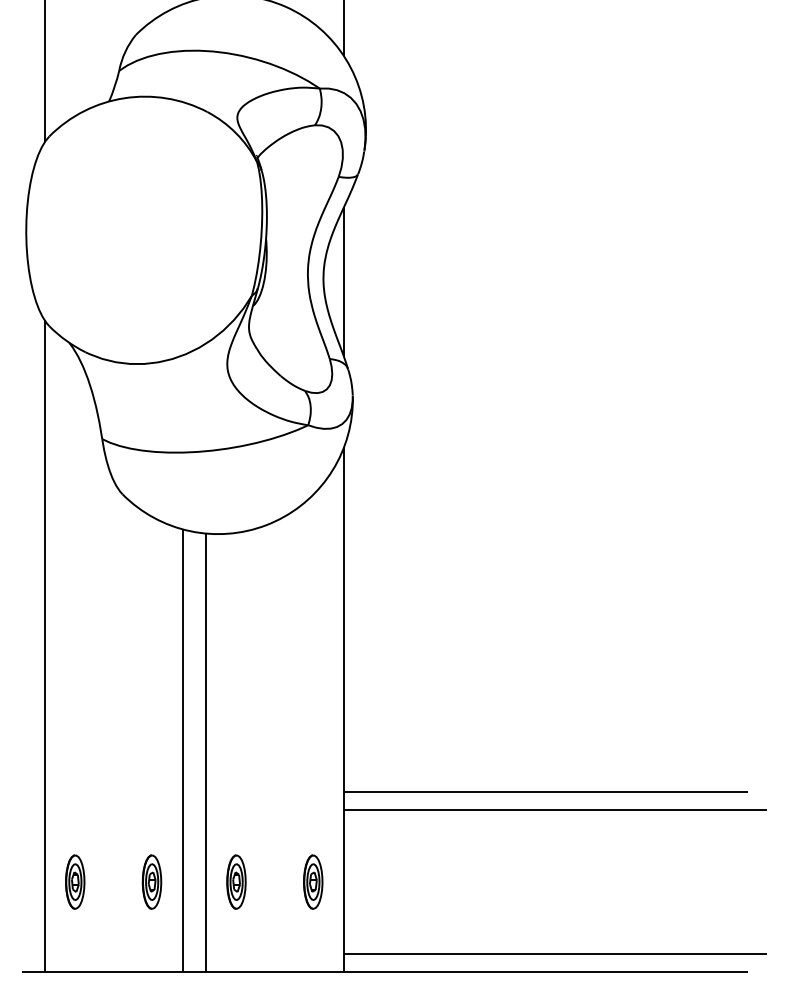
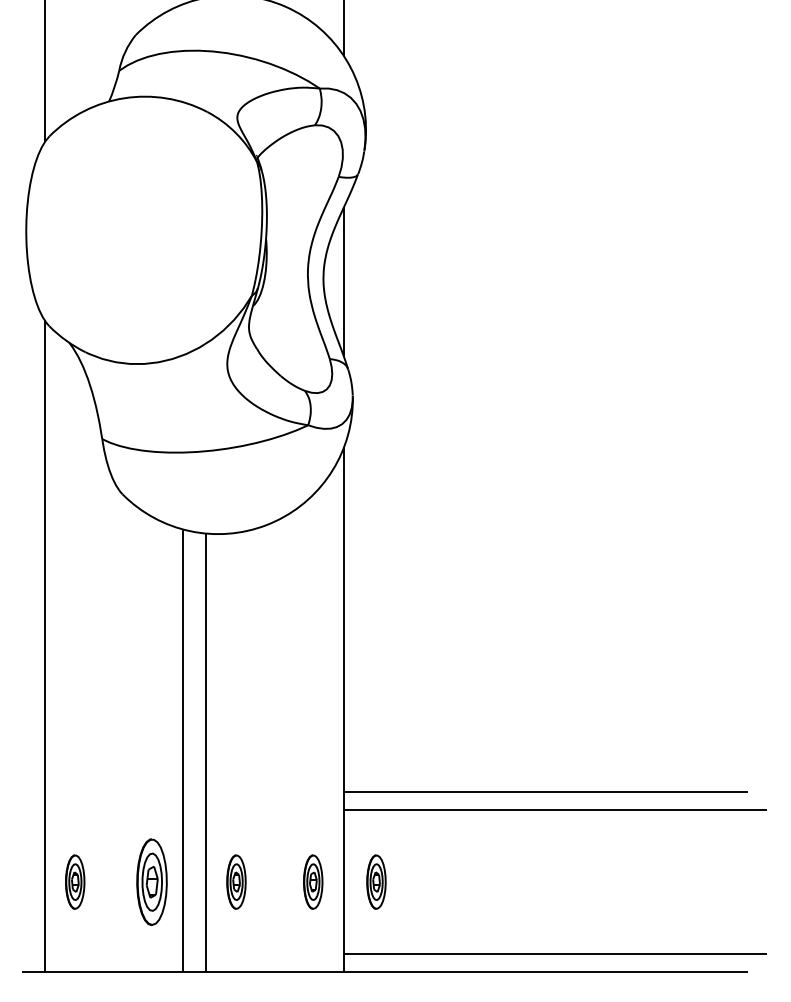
part size: 22x56 px -> 32x88 px (151, 881)
part: none -> present (376, 881)
